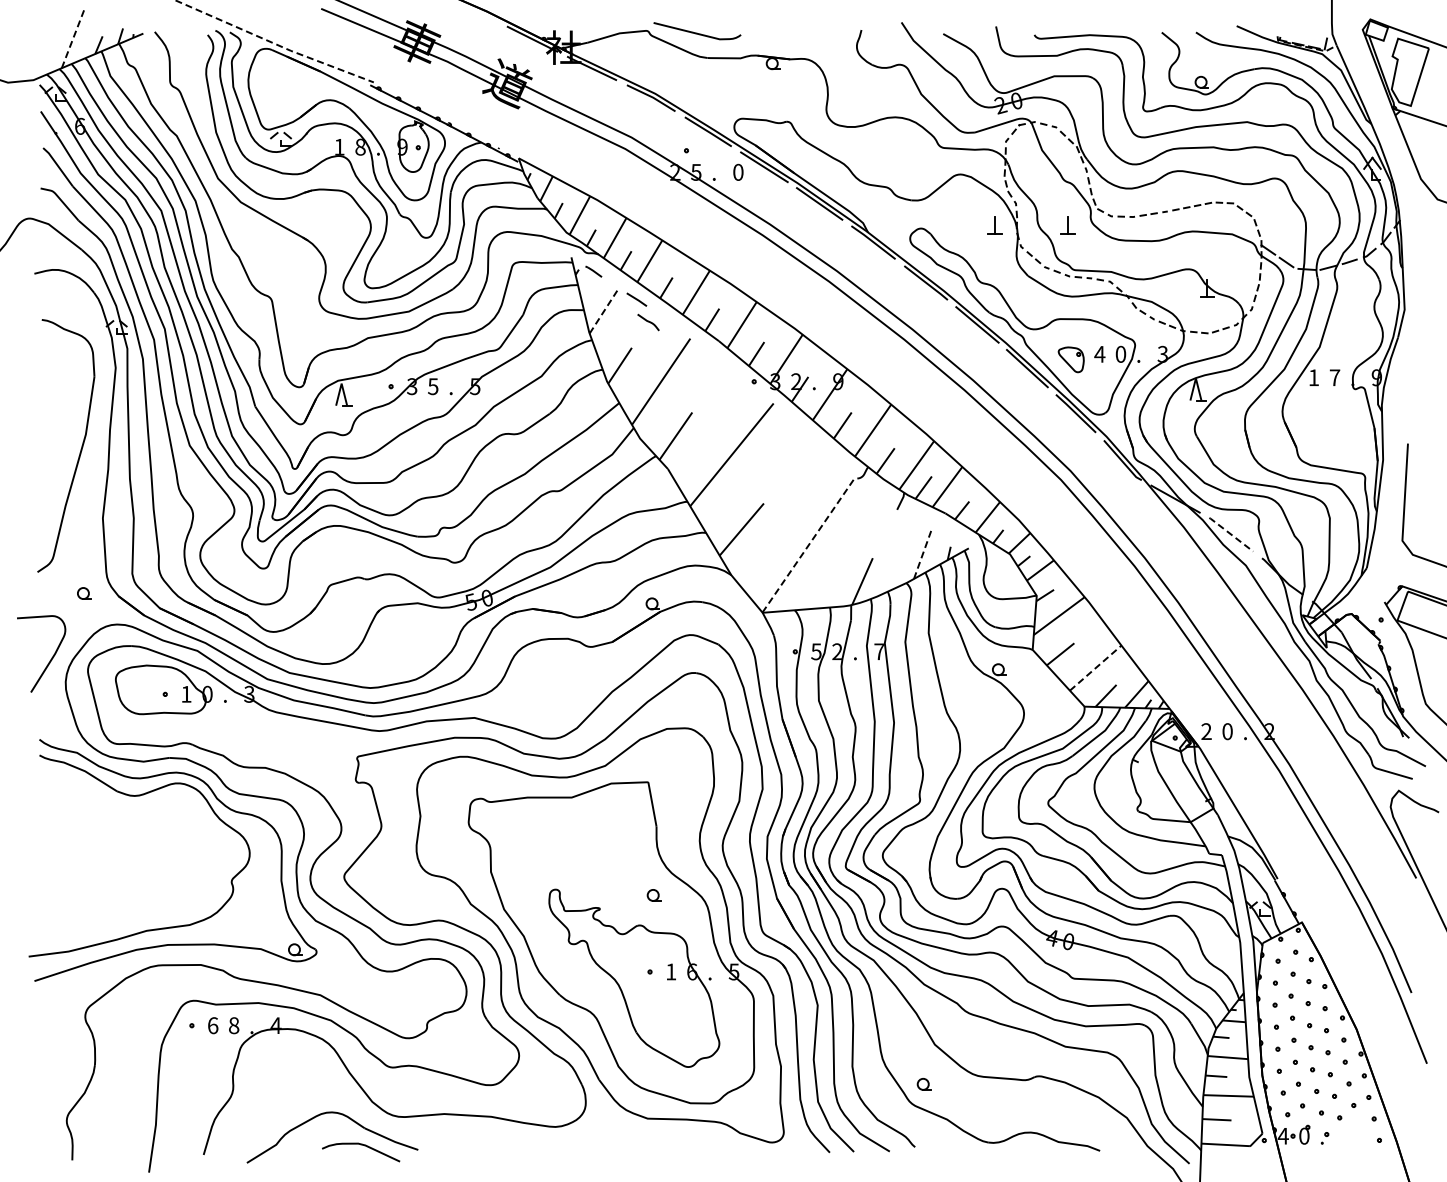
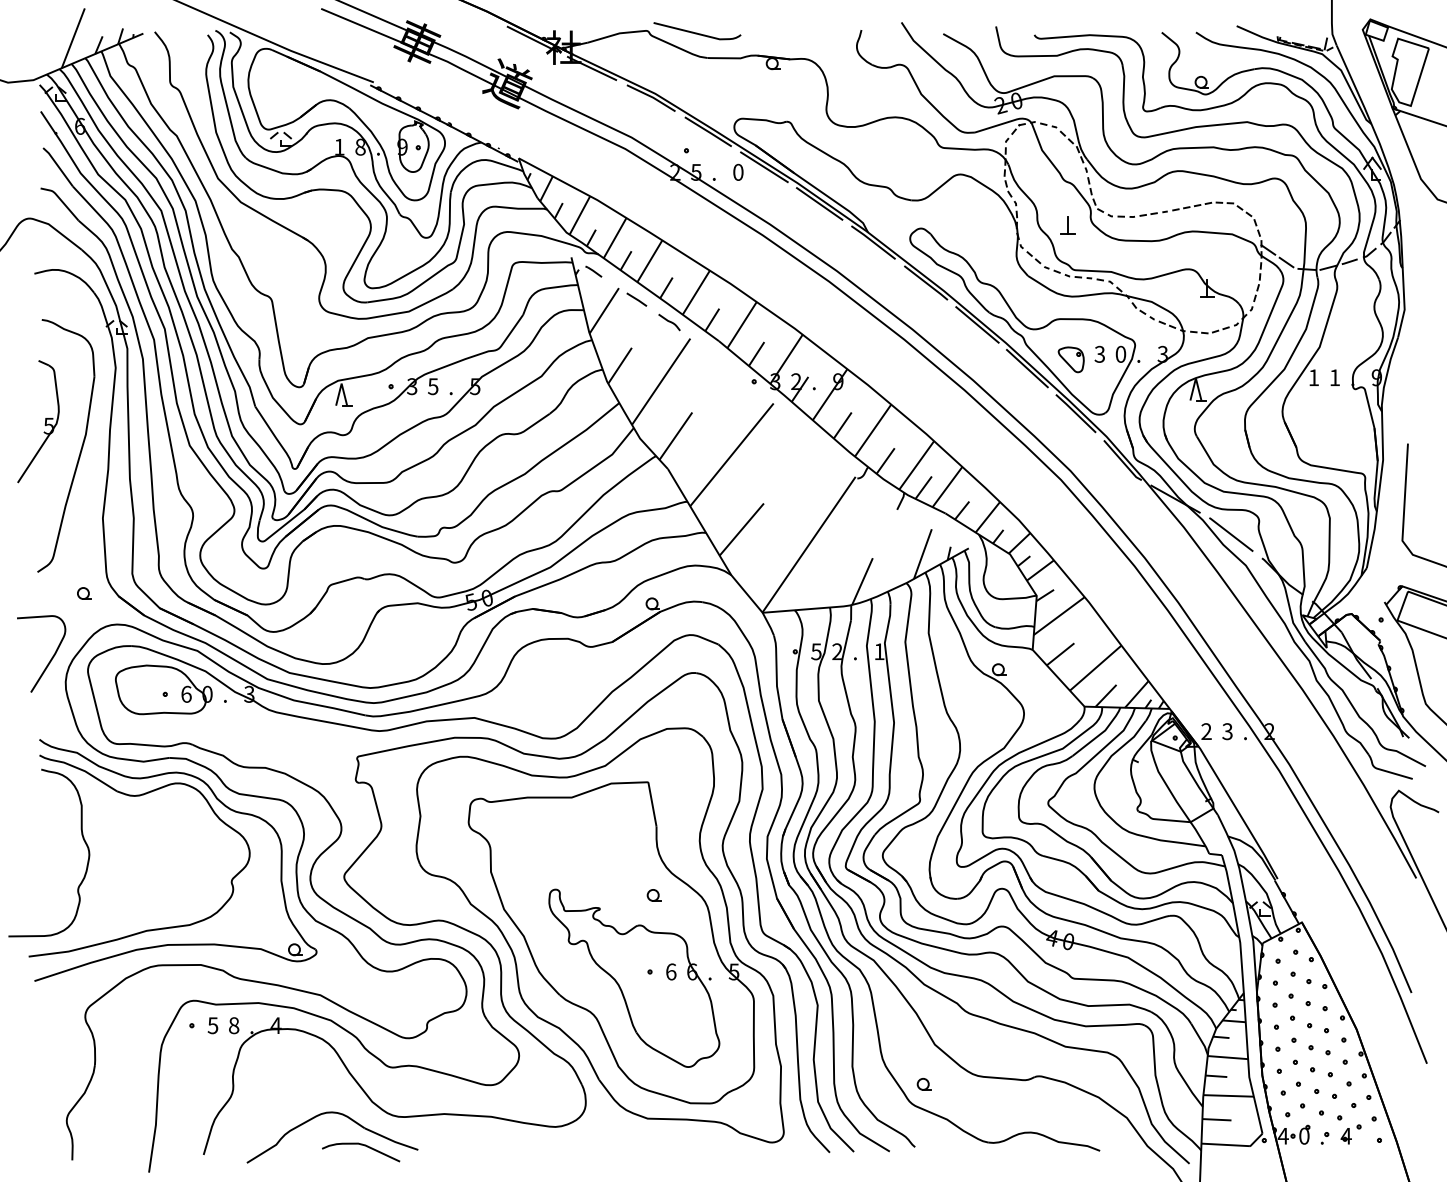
line: dashed -> solid (73, 37)
line: dashed -> solid (274, 43)
part: present -> none (994, 225)
line: dashed -> solid (604, 310)
curve position: (648, 322) -> (669, 322) (669, 322)
text: 4 -> 3 (1099, 353)
text: 7 -> 1 (1334, 377)
part: none -> present (44, 424)
line: dashed -> solid (1231, 534)
line: dashed -> solid (809, 544)
line: dashed -> solid (923, 553)
text: 7 -> 1 (879, 651)
line: dashed -> solid (1096, 667)
text: 1 -> 6 (186, 693)
text: 0 -> 3 (1227, 731)
curve: none -> present (82, 838)
text: 1 -> 6 (671, 971)
text: 6 -> 5 (212, 1025)
part: none -> present (1350, 1134)
